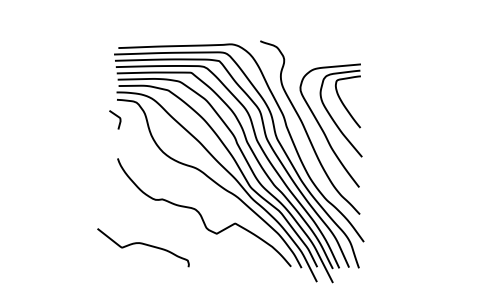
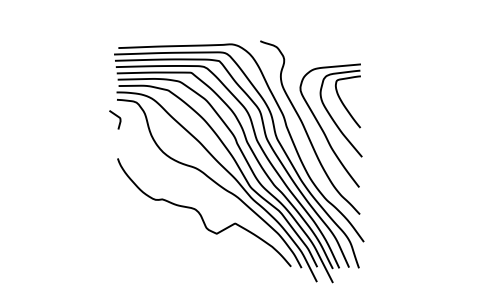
curve: present -> none (144, 245)
